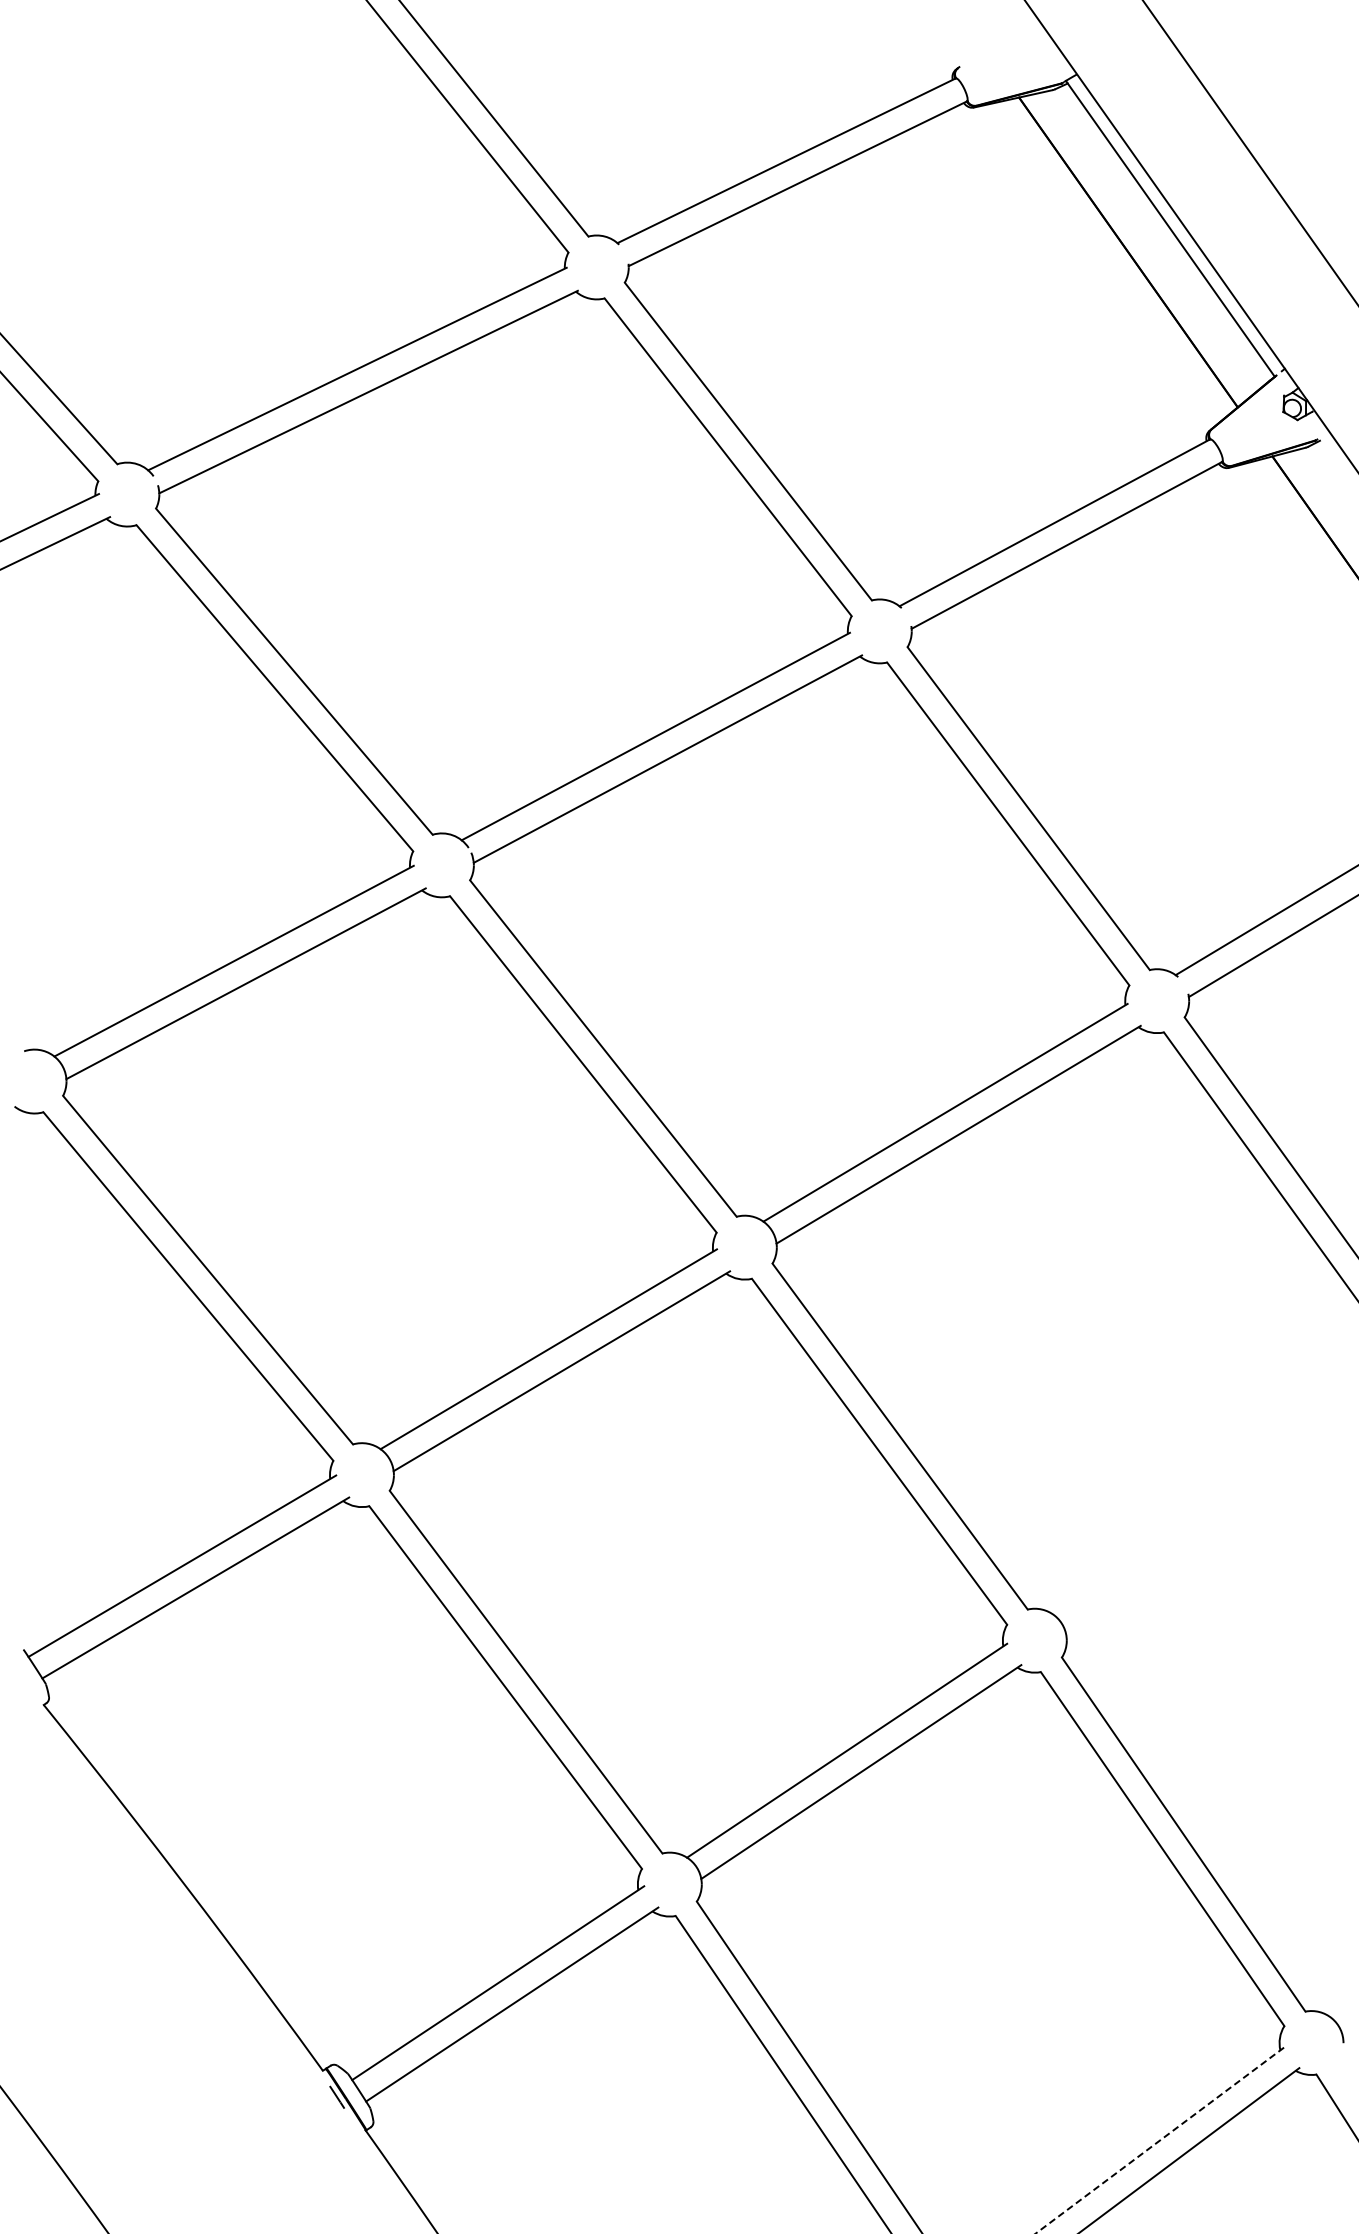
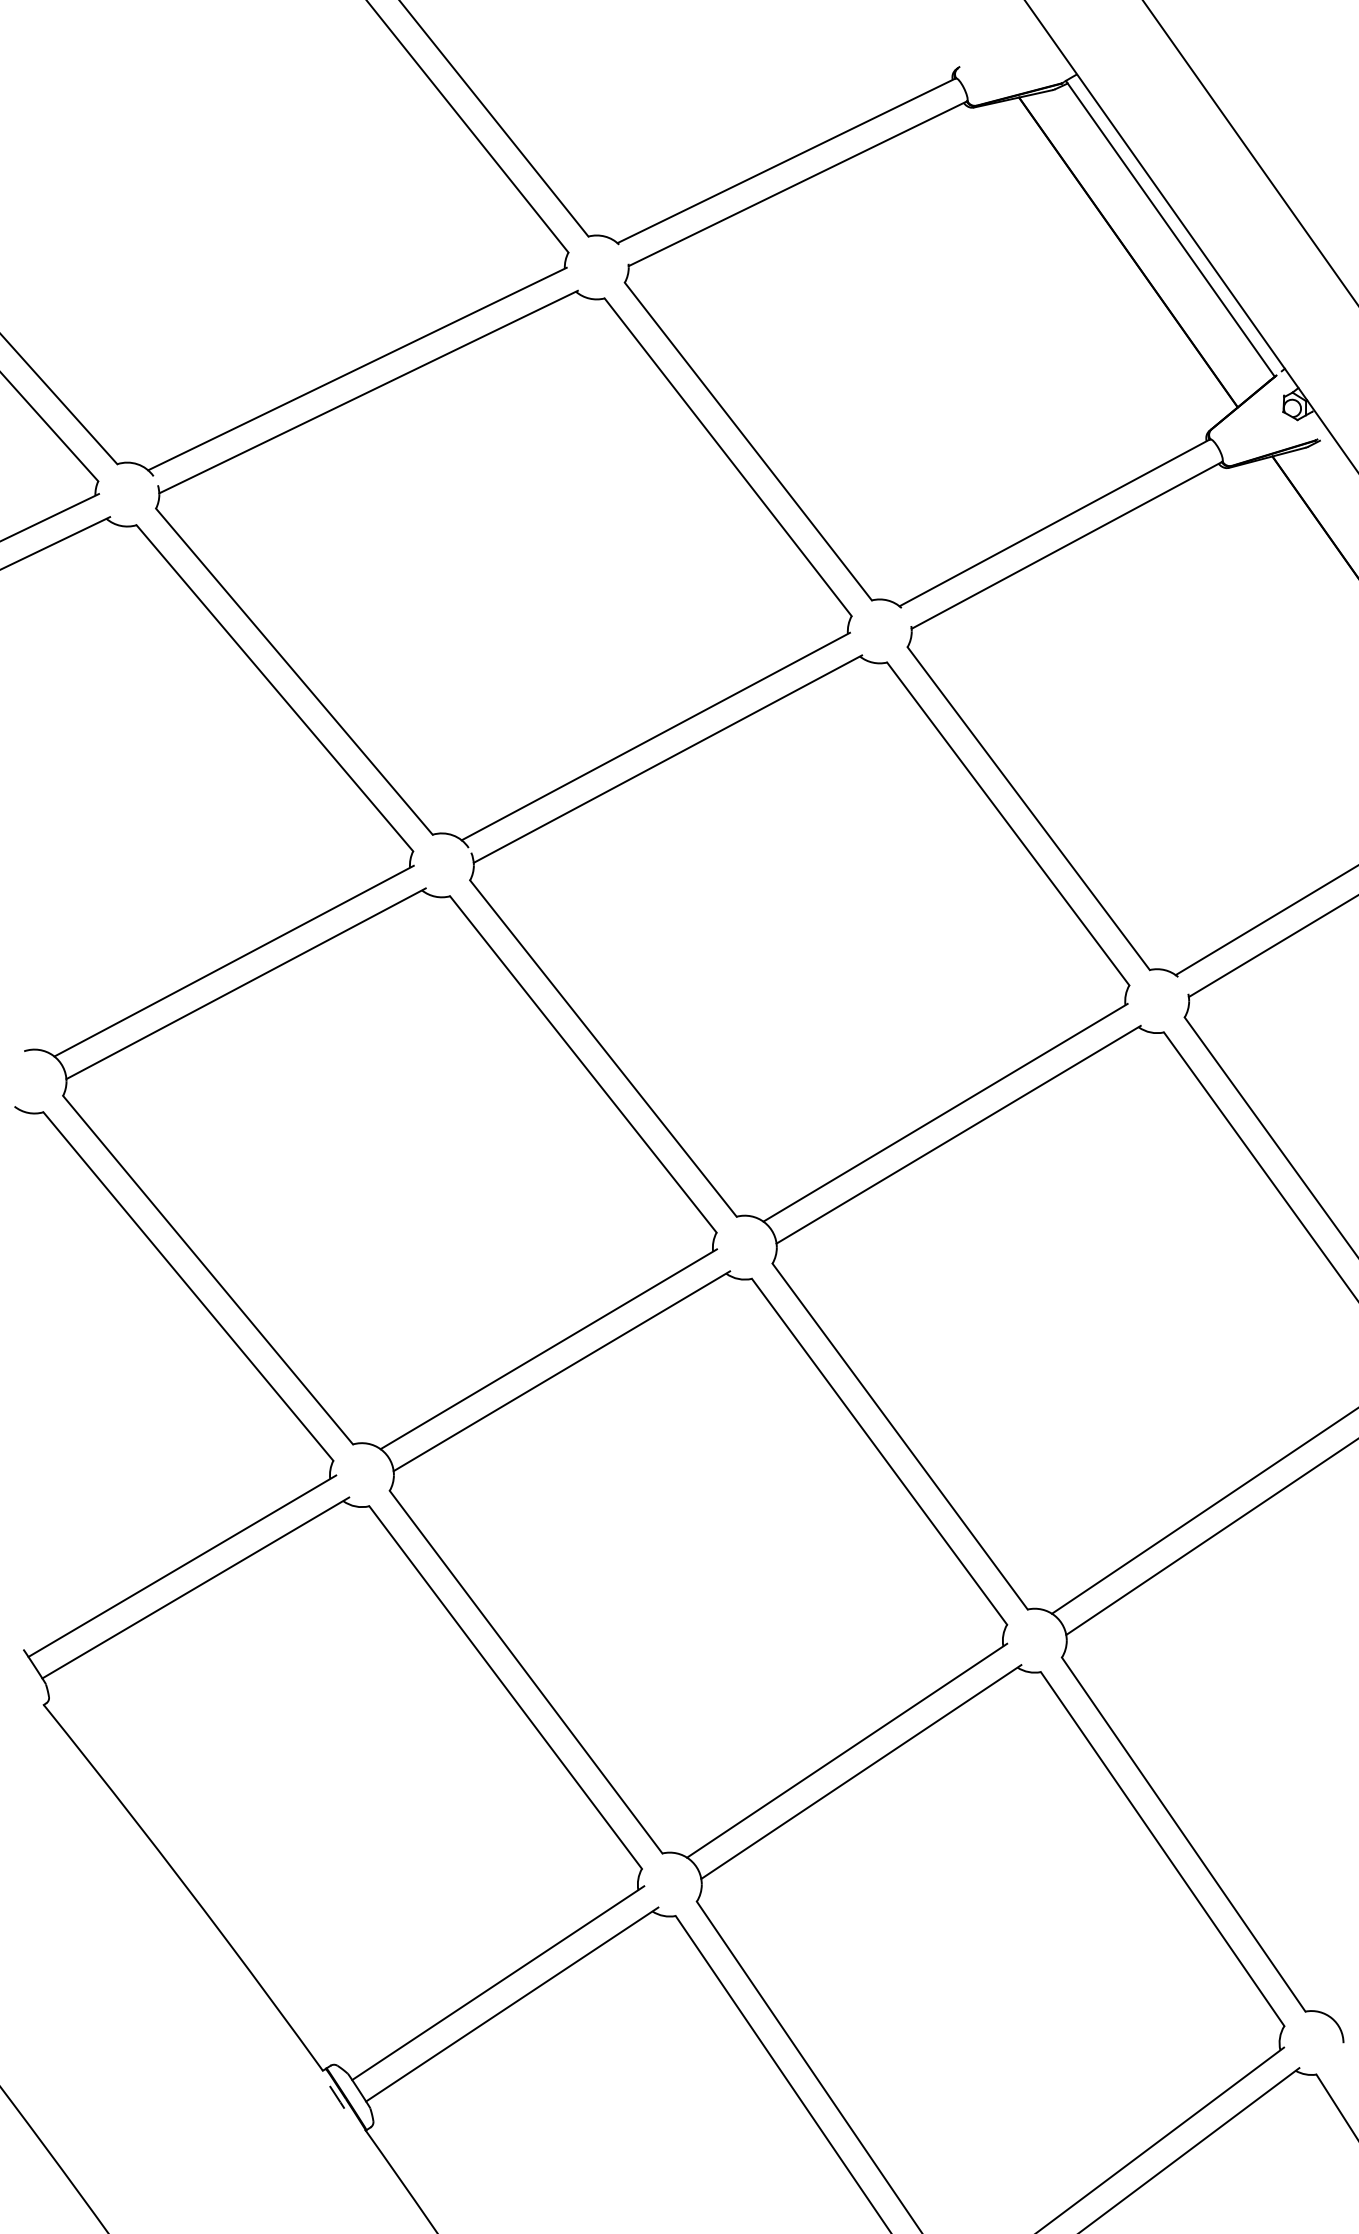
line: none -> present (1203, 1511)
line: none -> present (1210, 1537)
line: dashed -> solid (1159, 2140)
